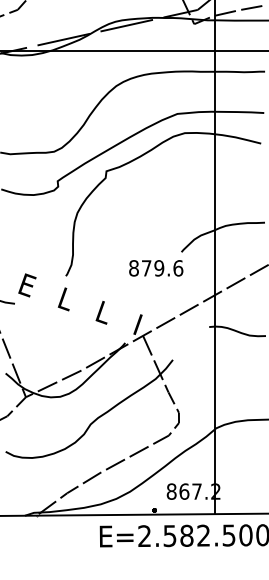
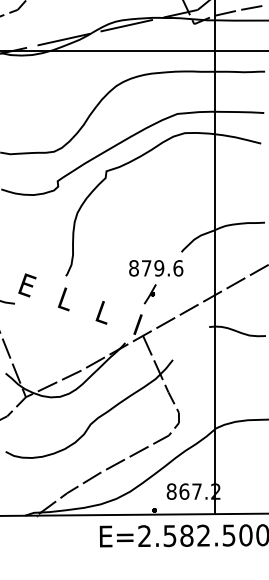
part: none -> present (149, 294)
